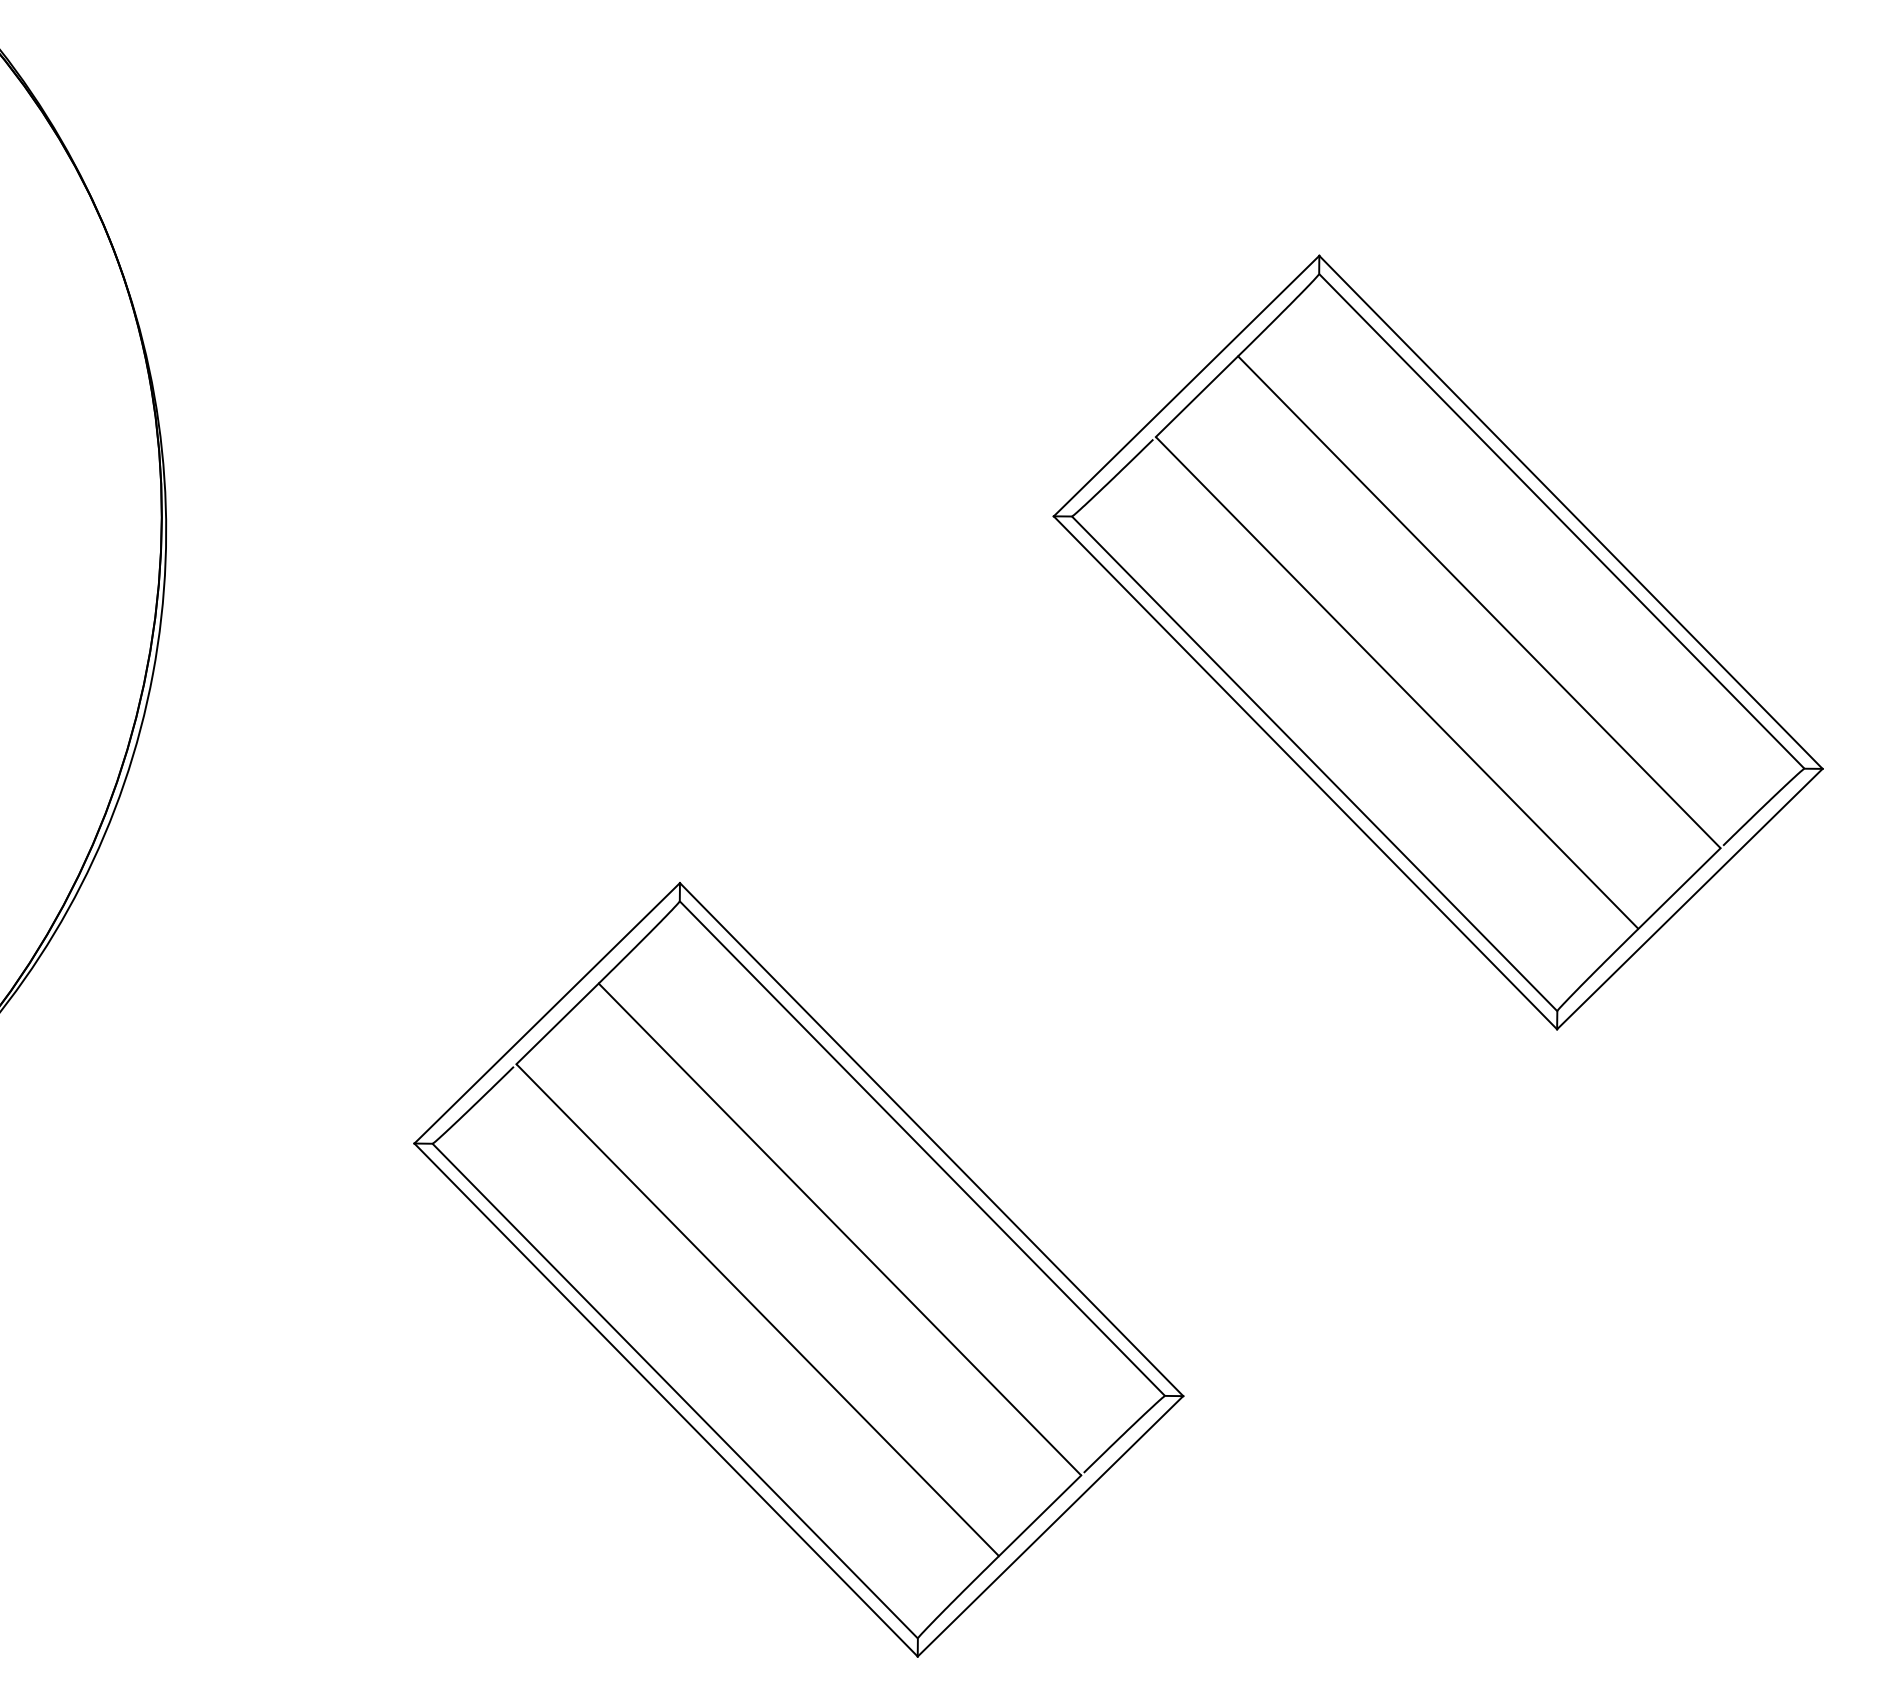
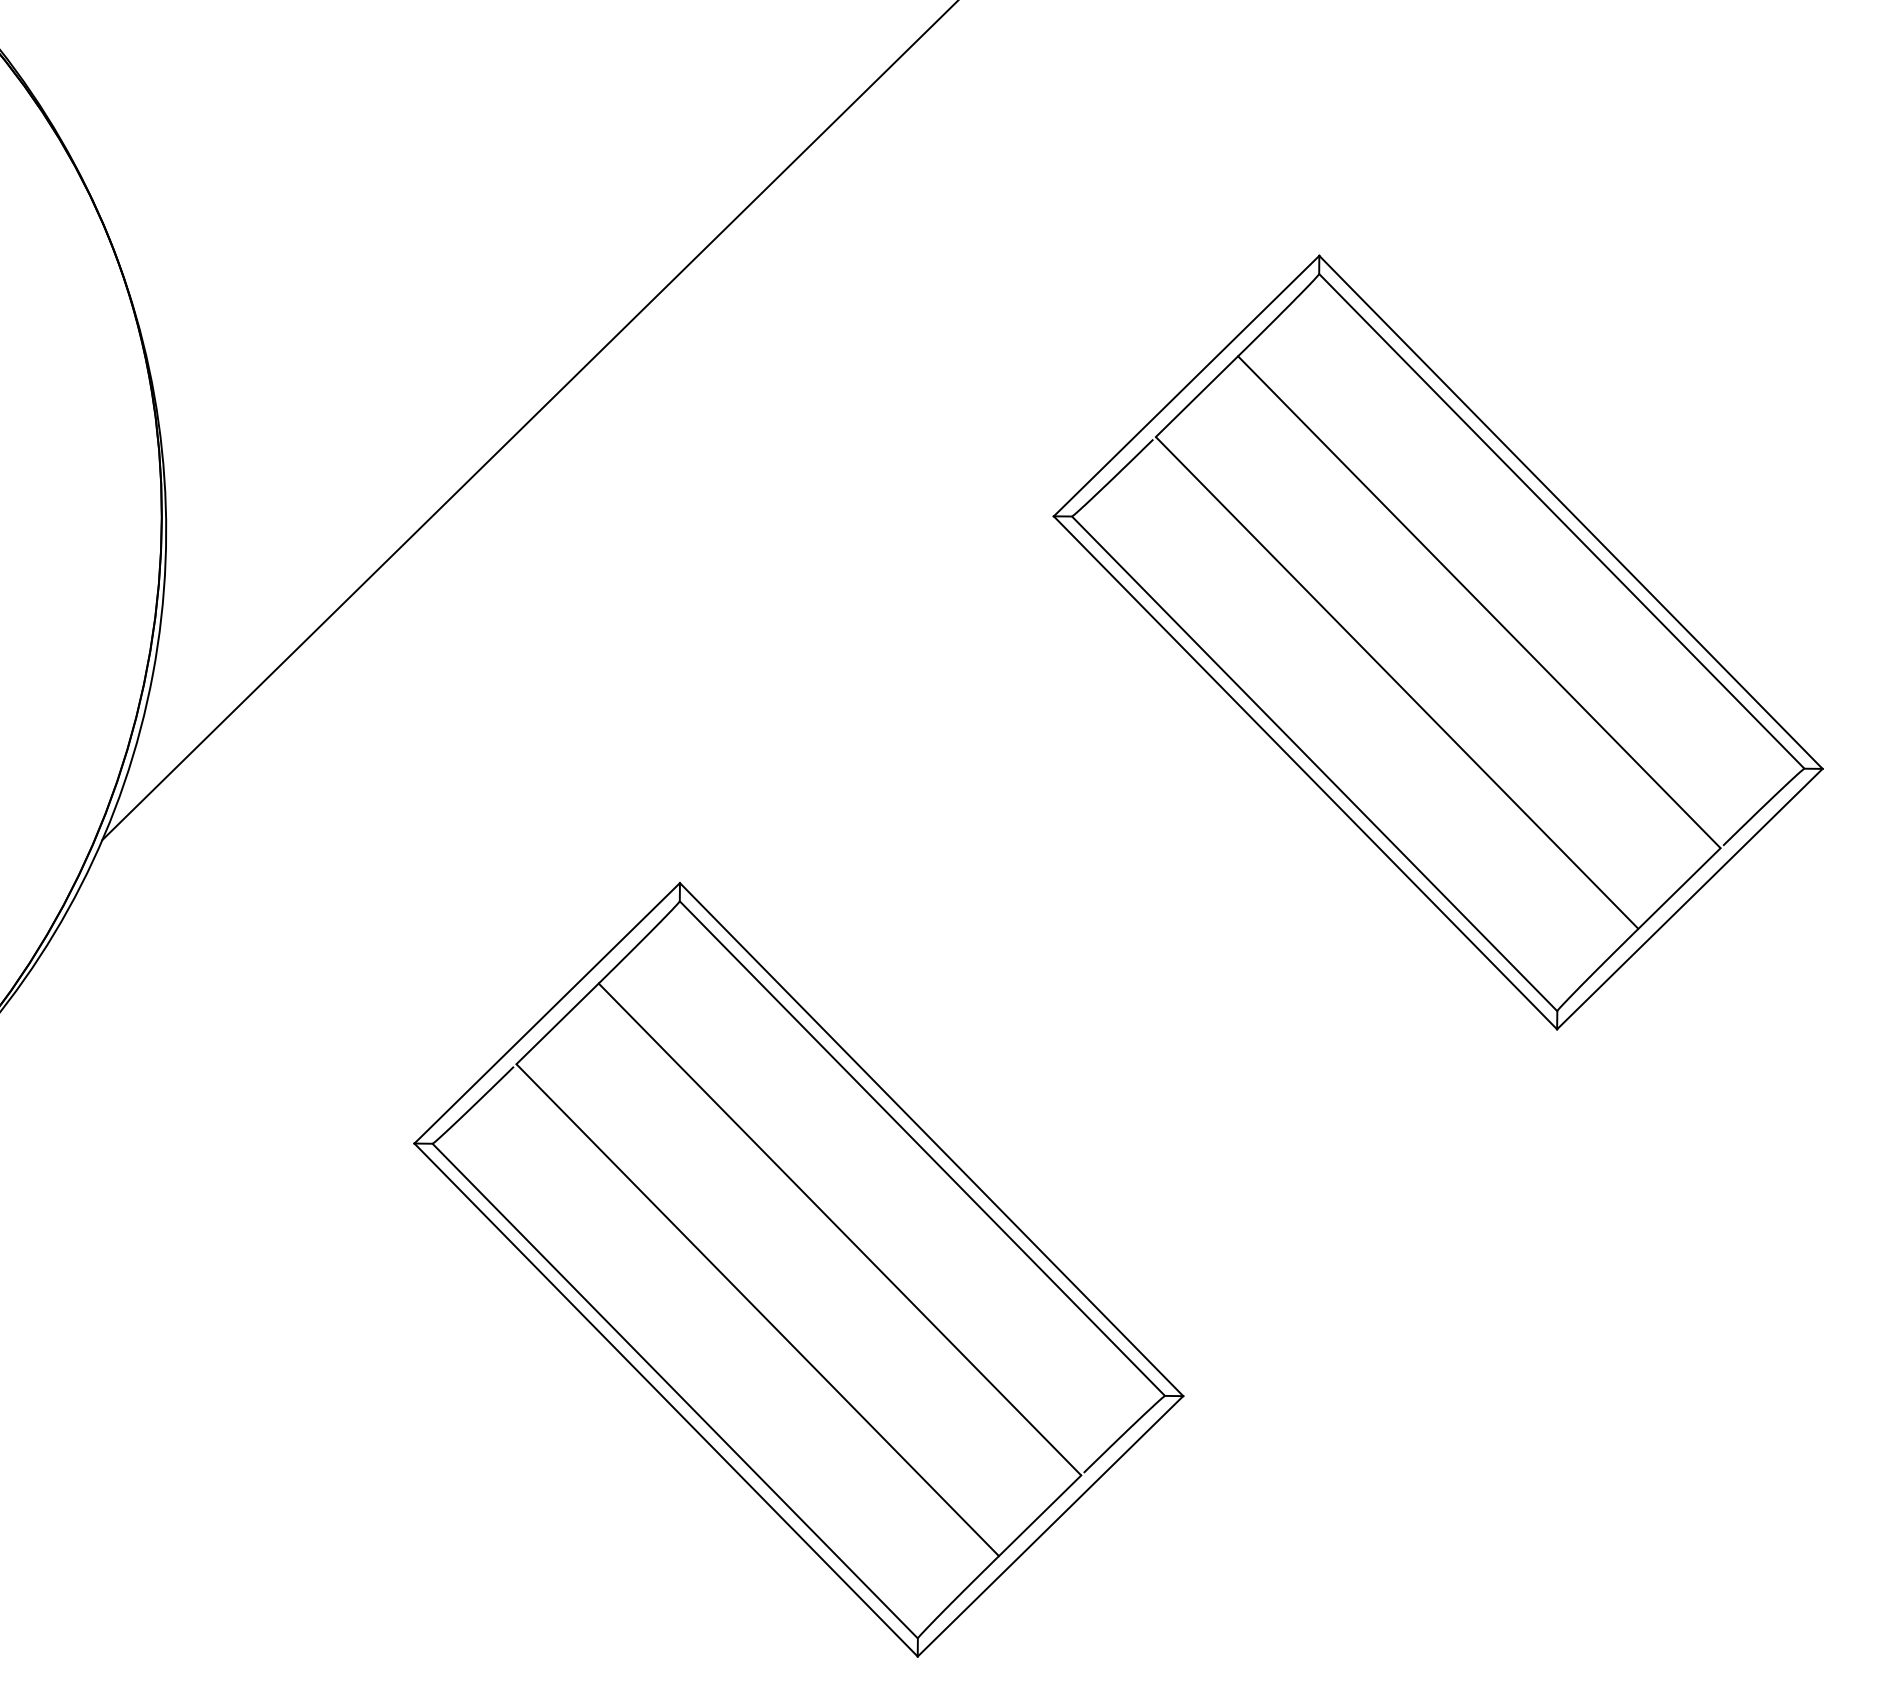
line: none -> present (529, 421)
